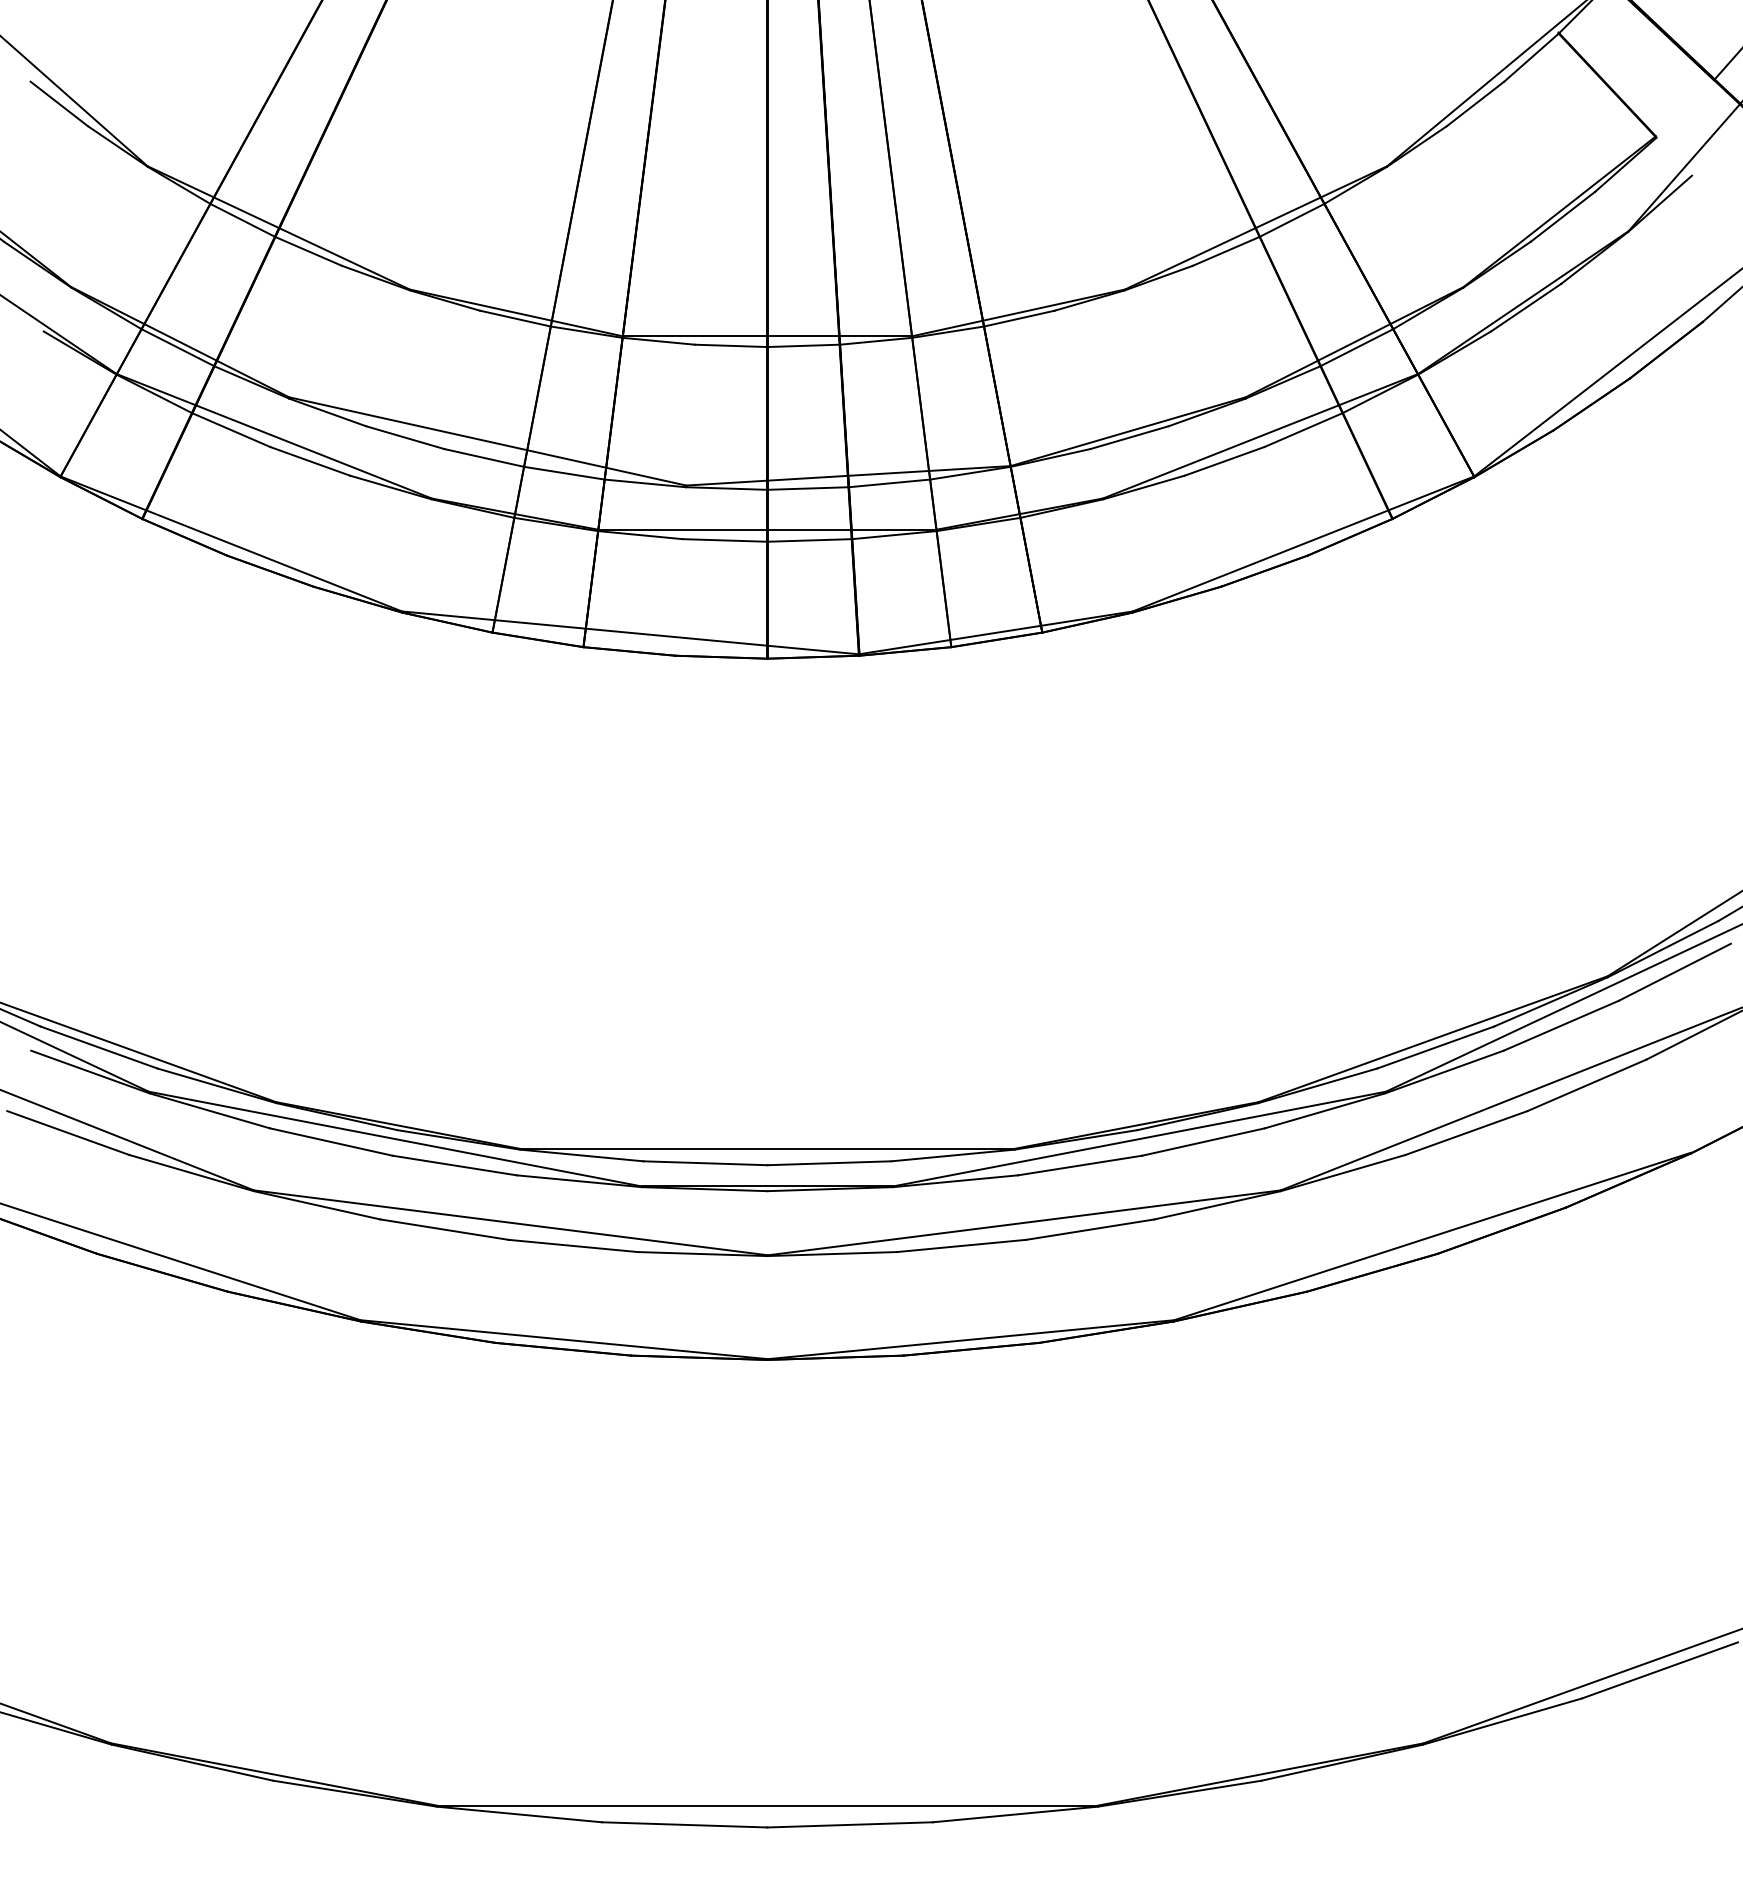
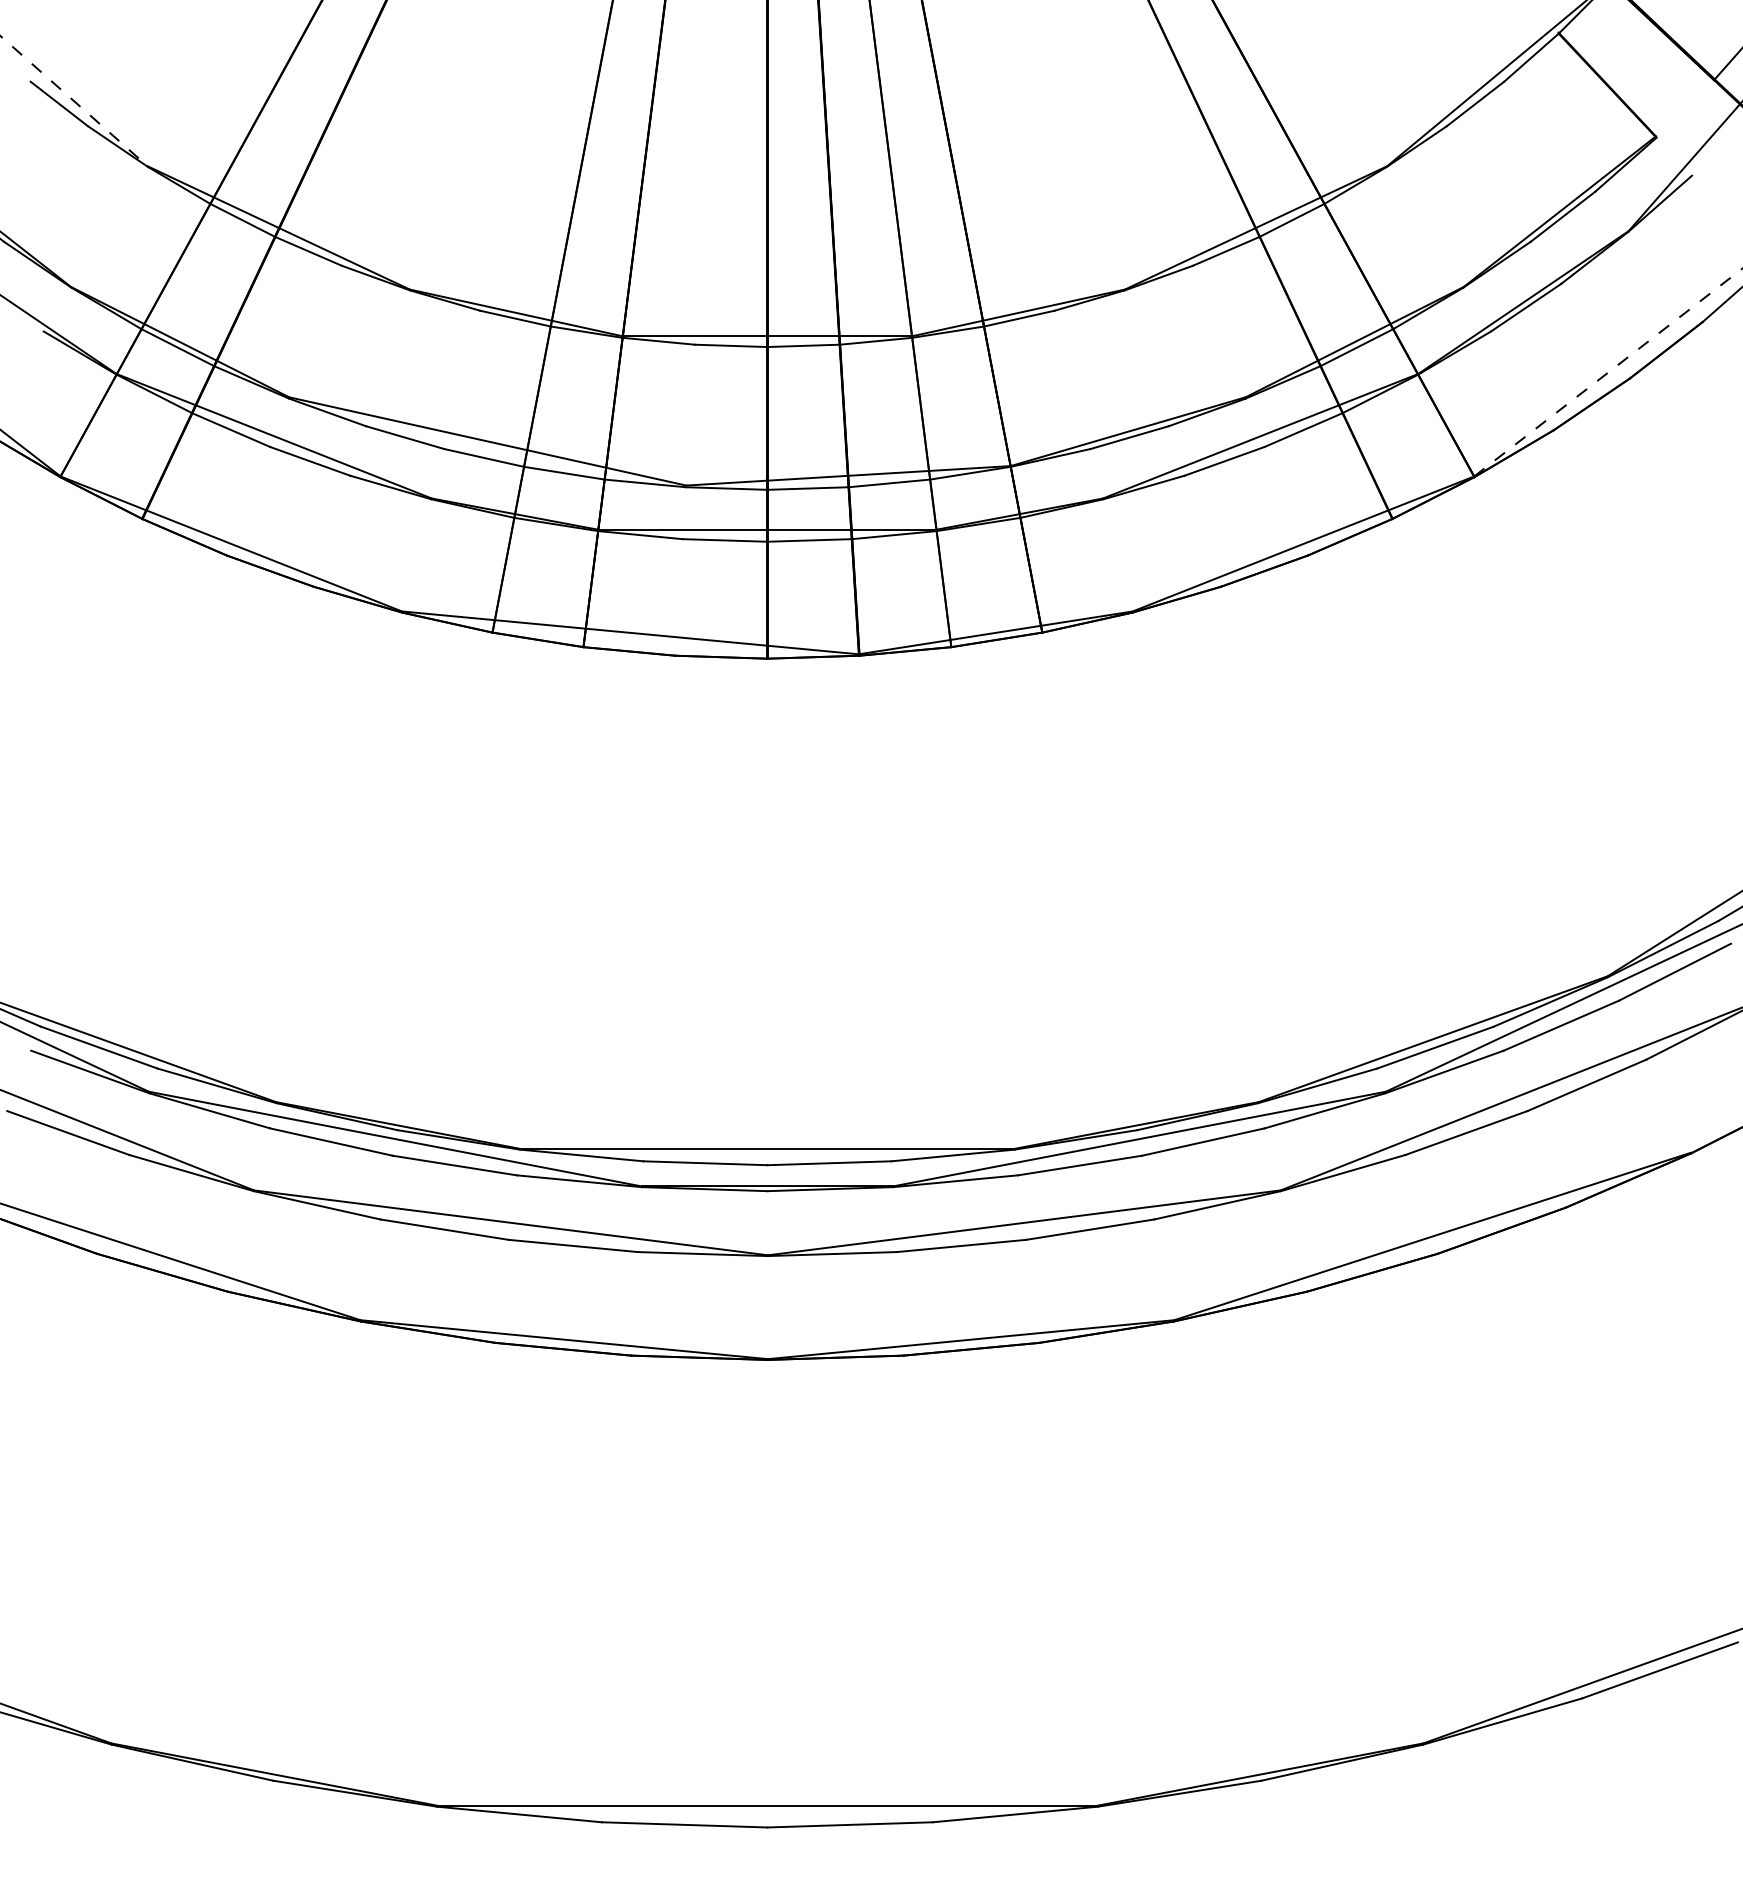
line: solid -> dashed (74, 101)
line: solid -> dashed (1608, 372)
